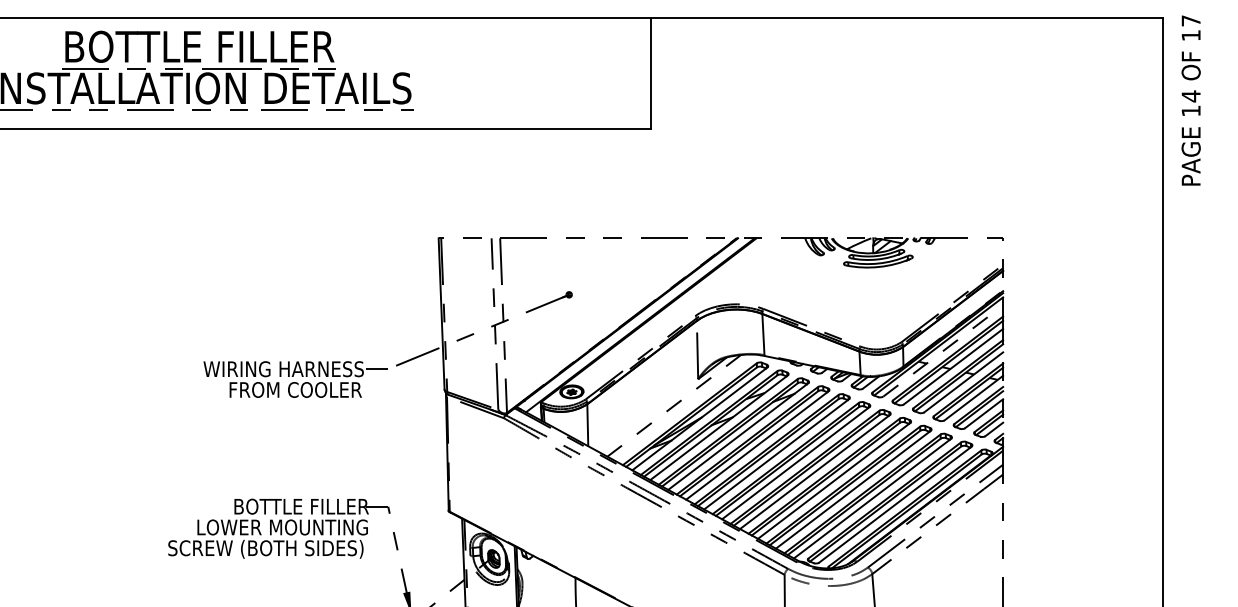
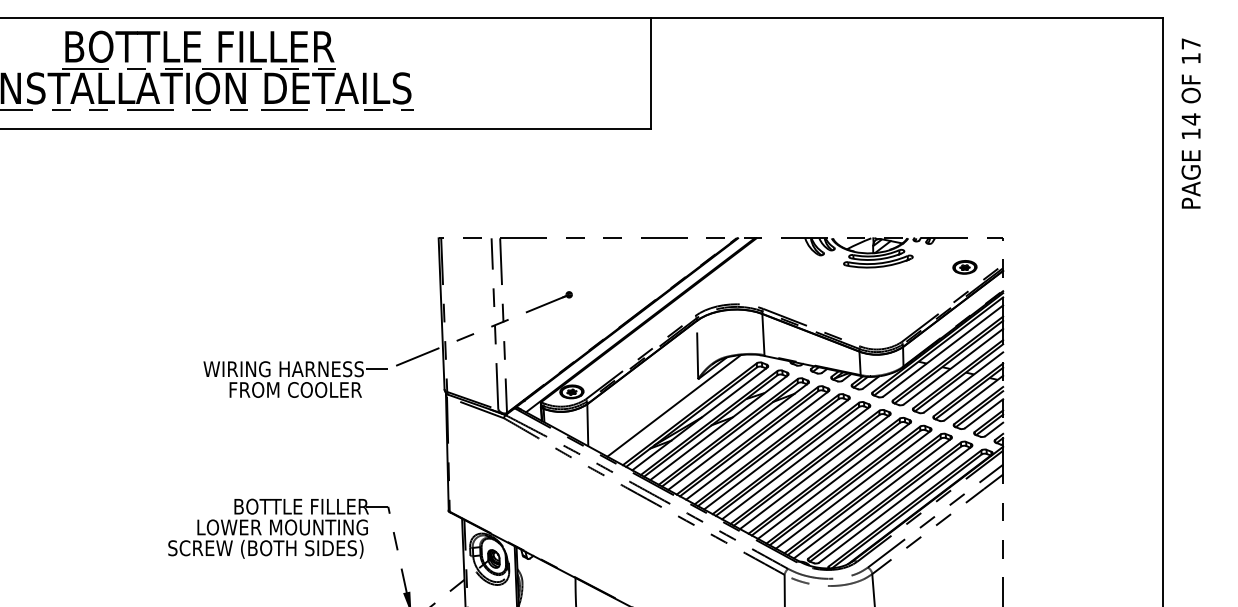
text position: (1190, 100) -> (1190, 123) (1190, 123)
part: none -> present (964, 267)
line: dashed -> solid (943, 350)
line: dashed -> solid (674, 405)
